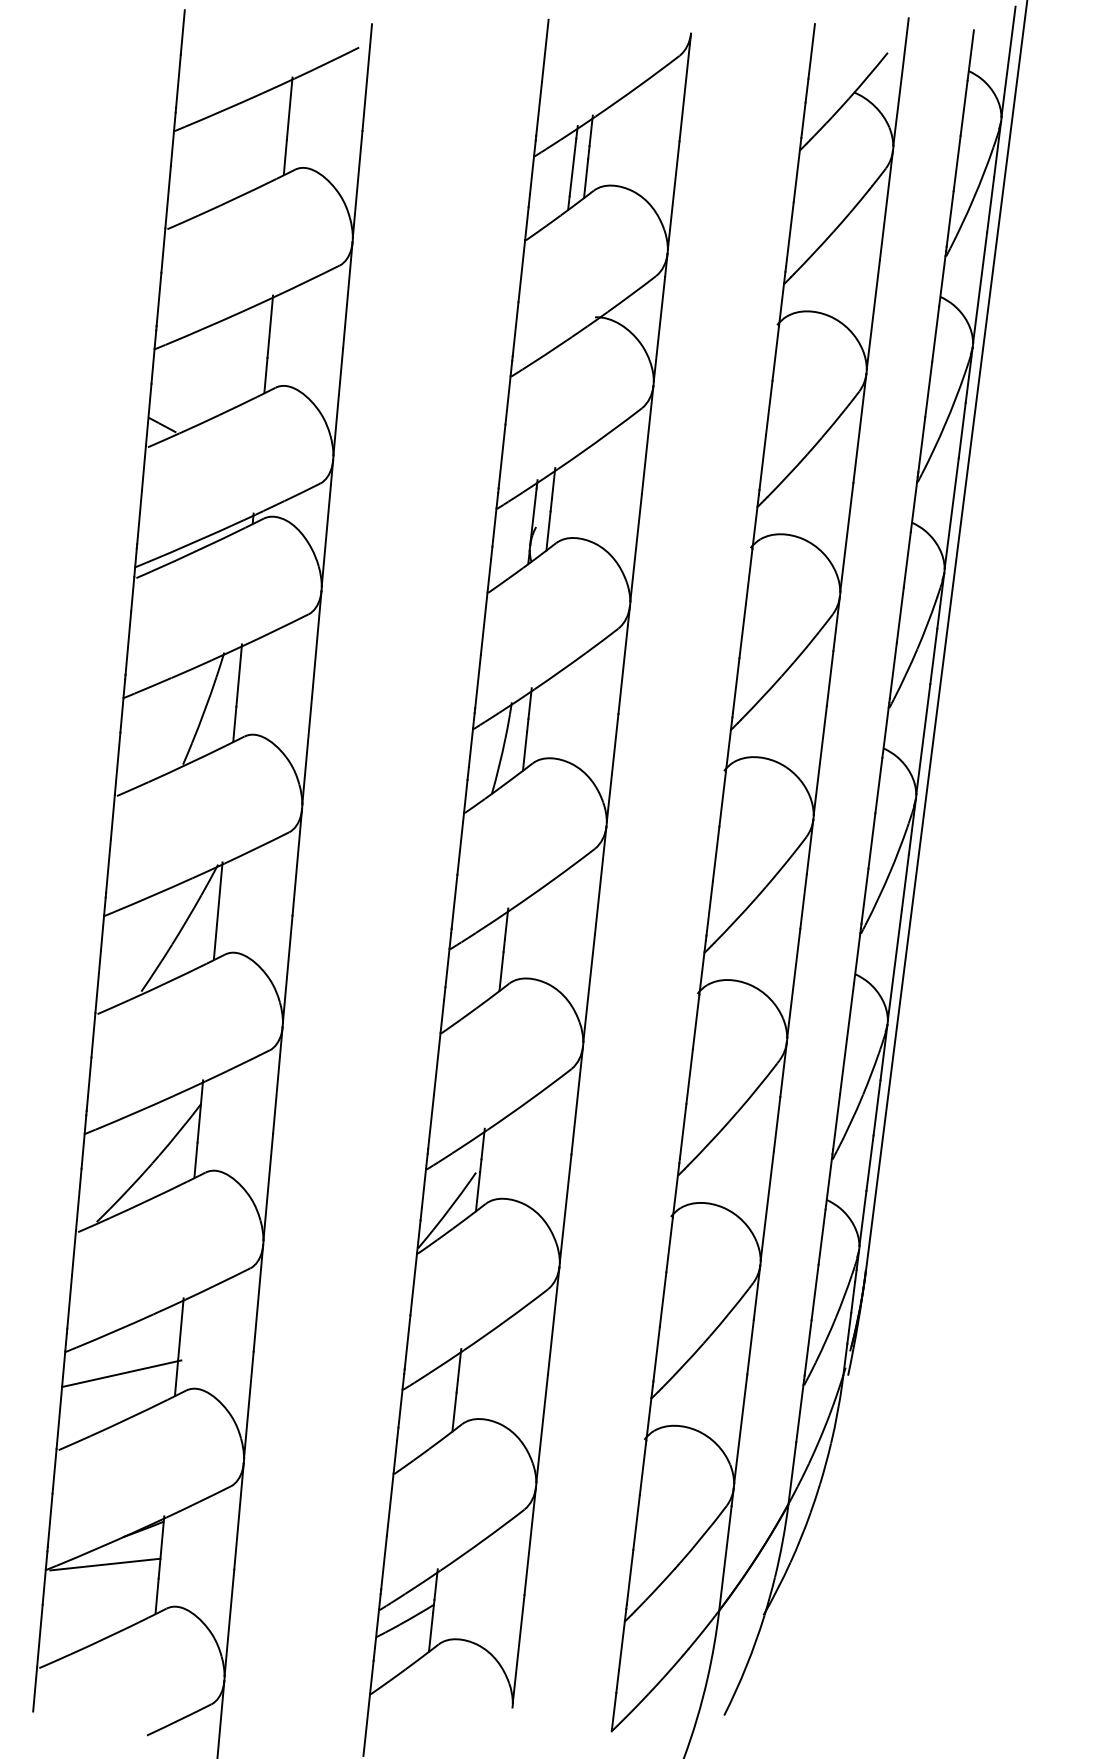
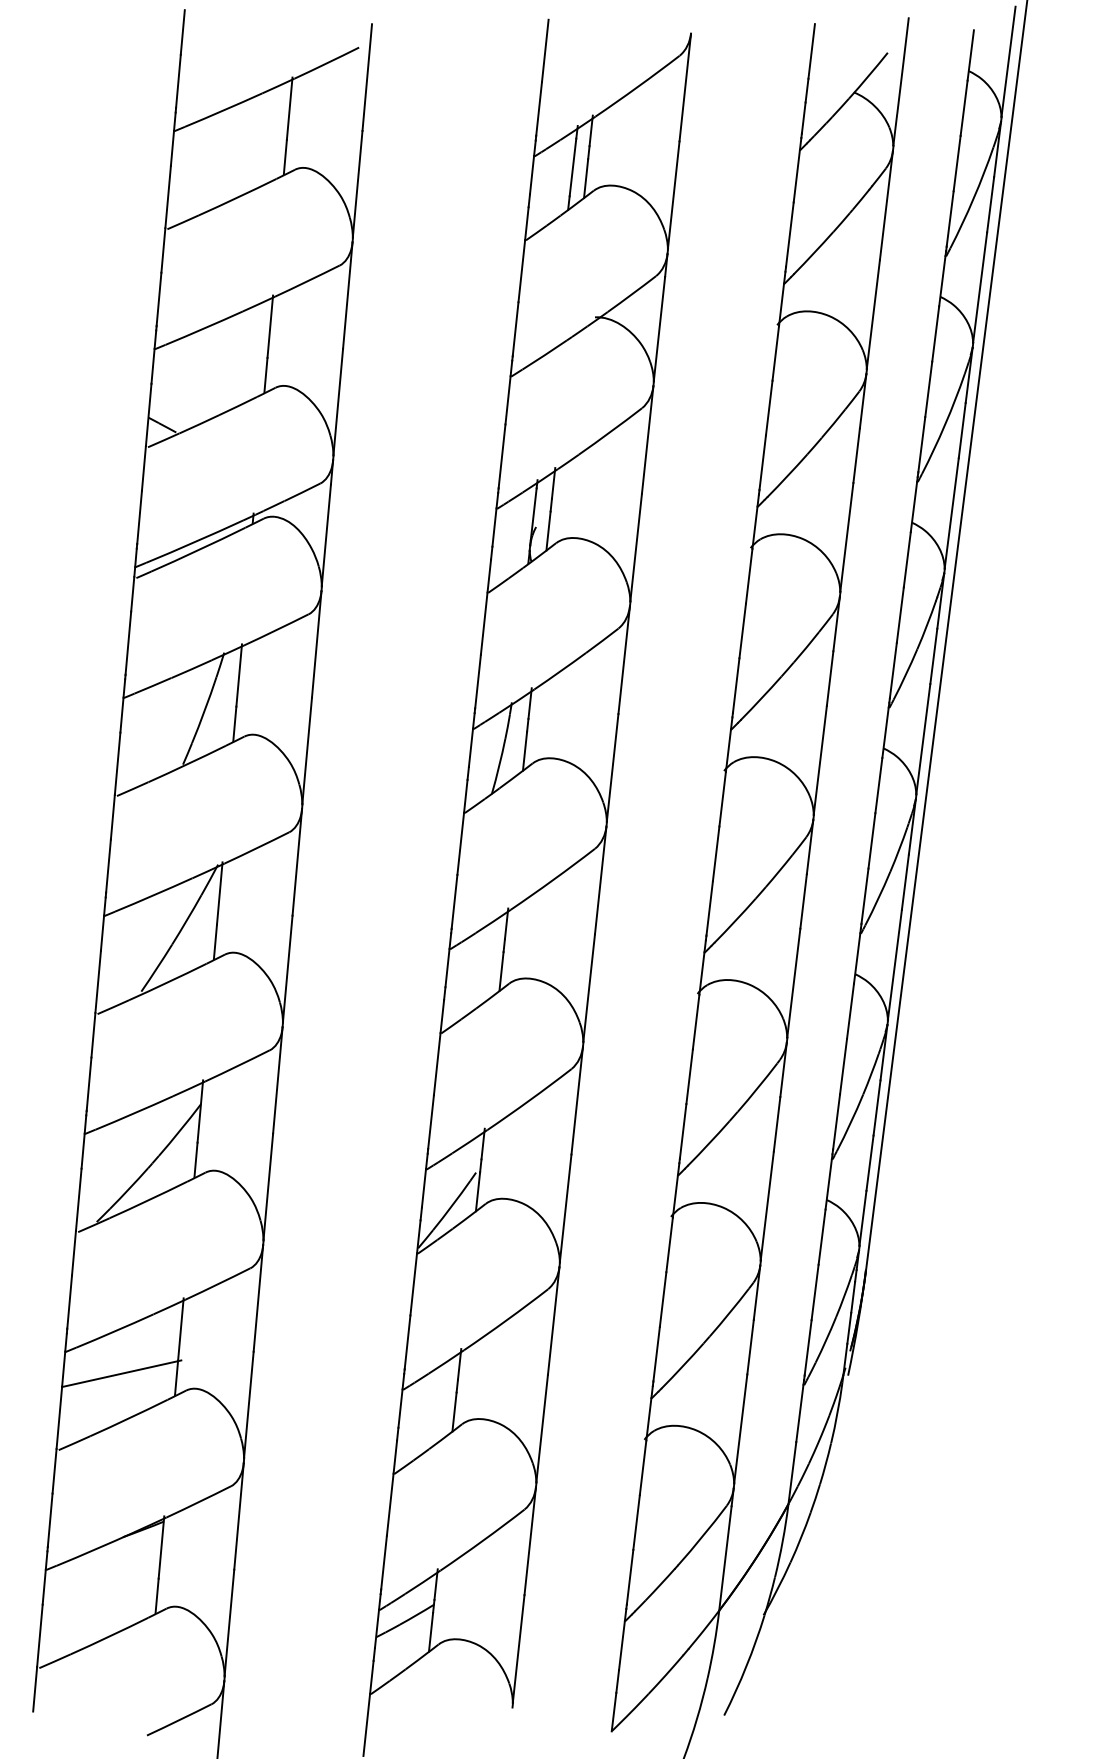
line: present -> none (105, 1564)
